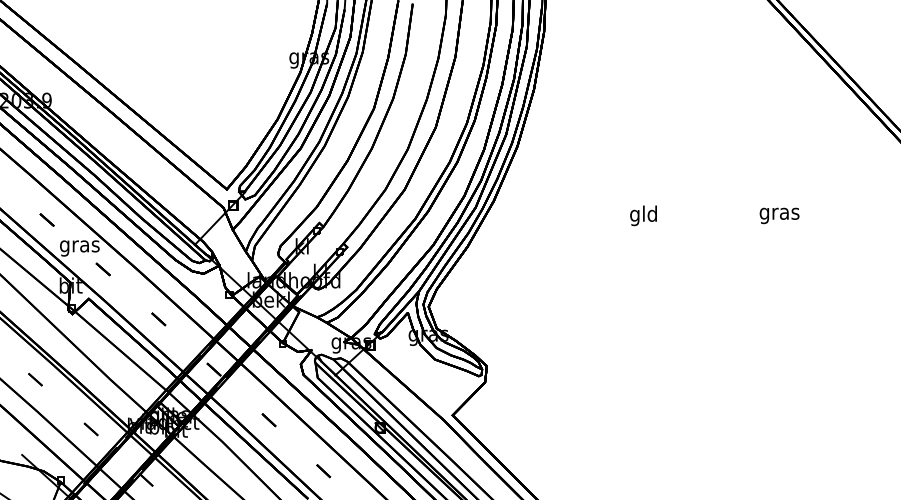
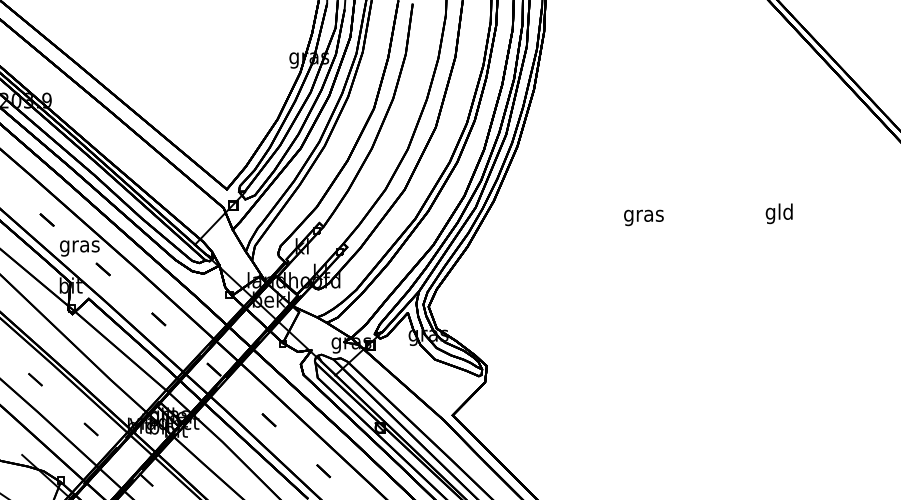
text: gras -> gld (779, 213)
text: gld -> gras (643, 215)
